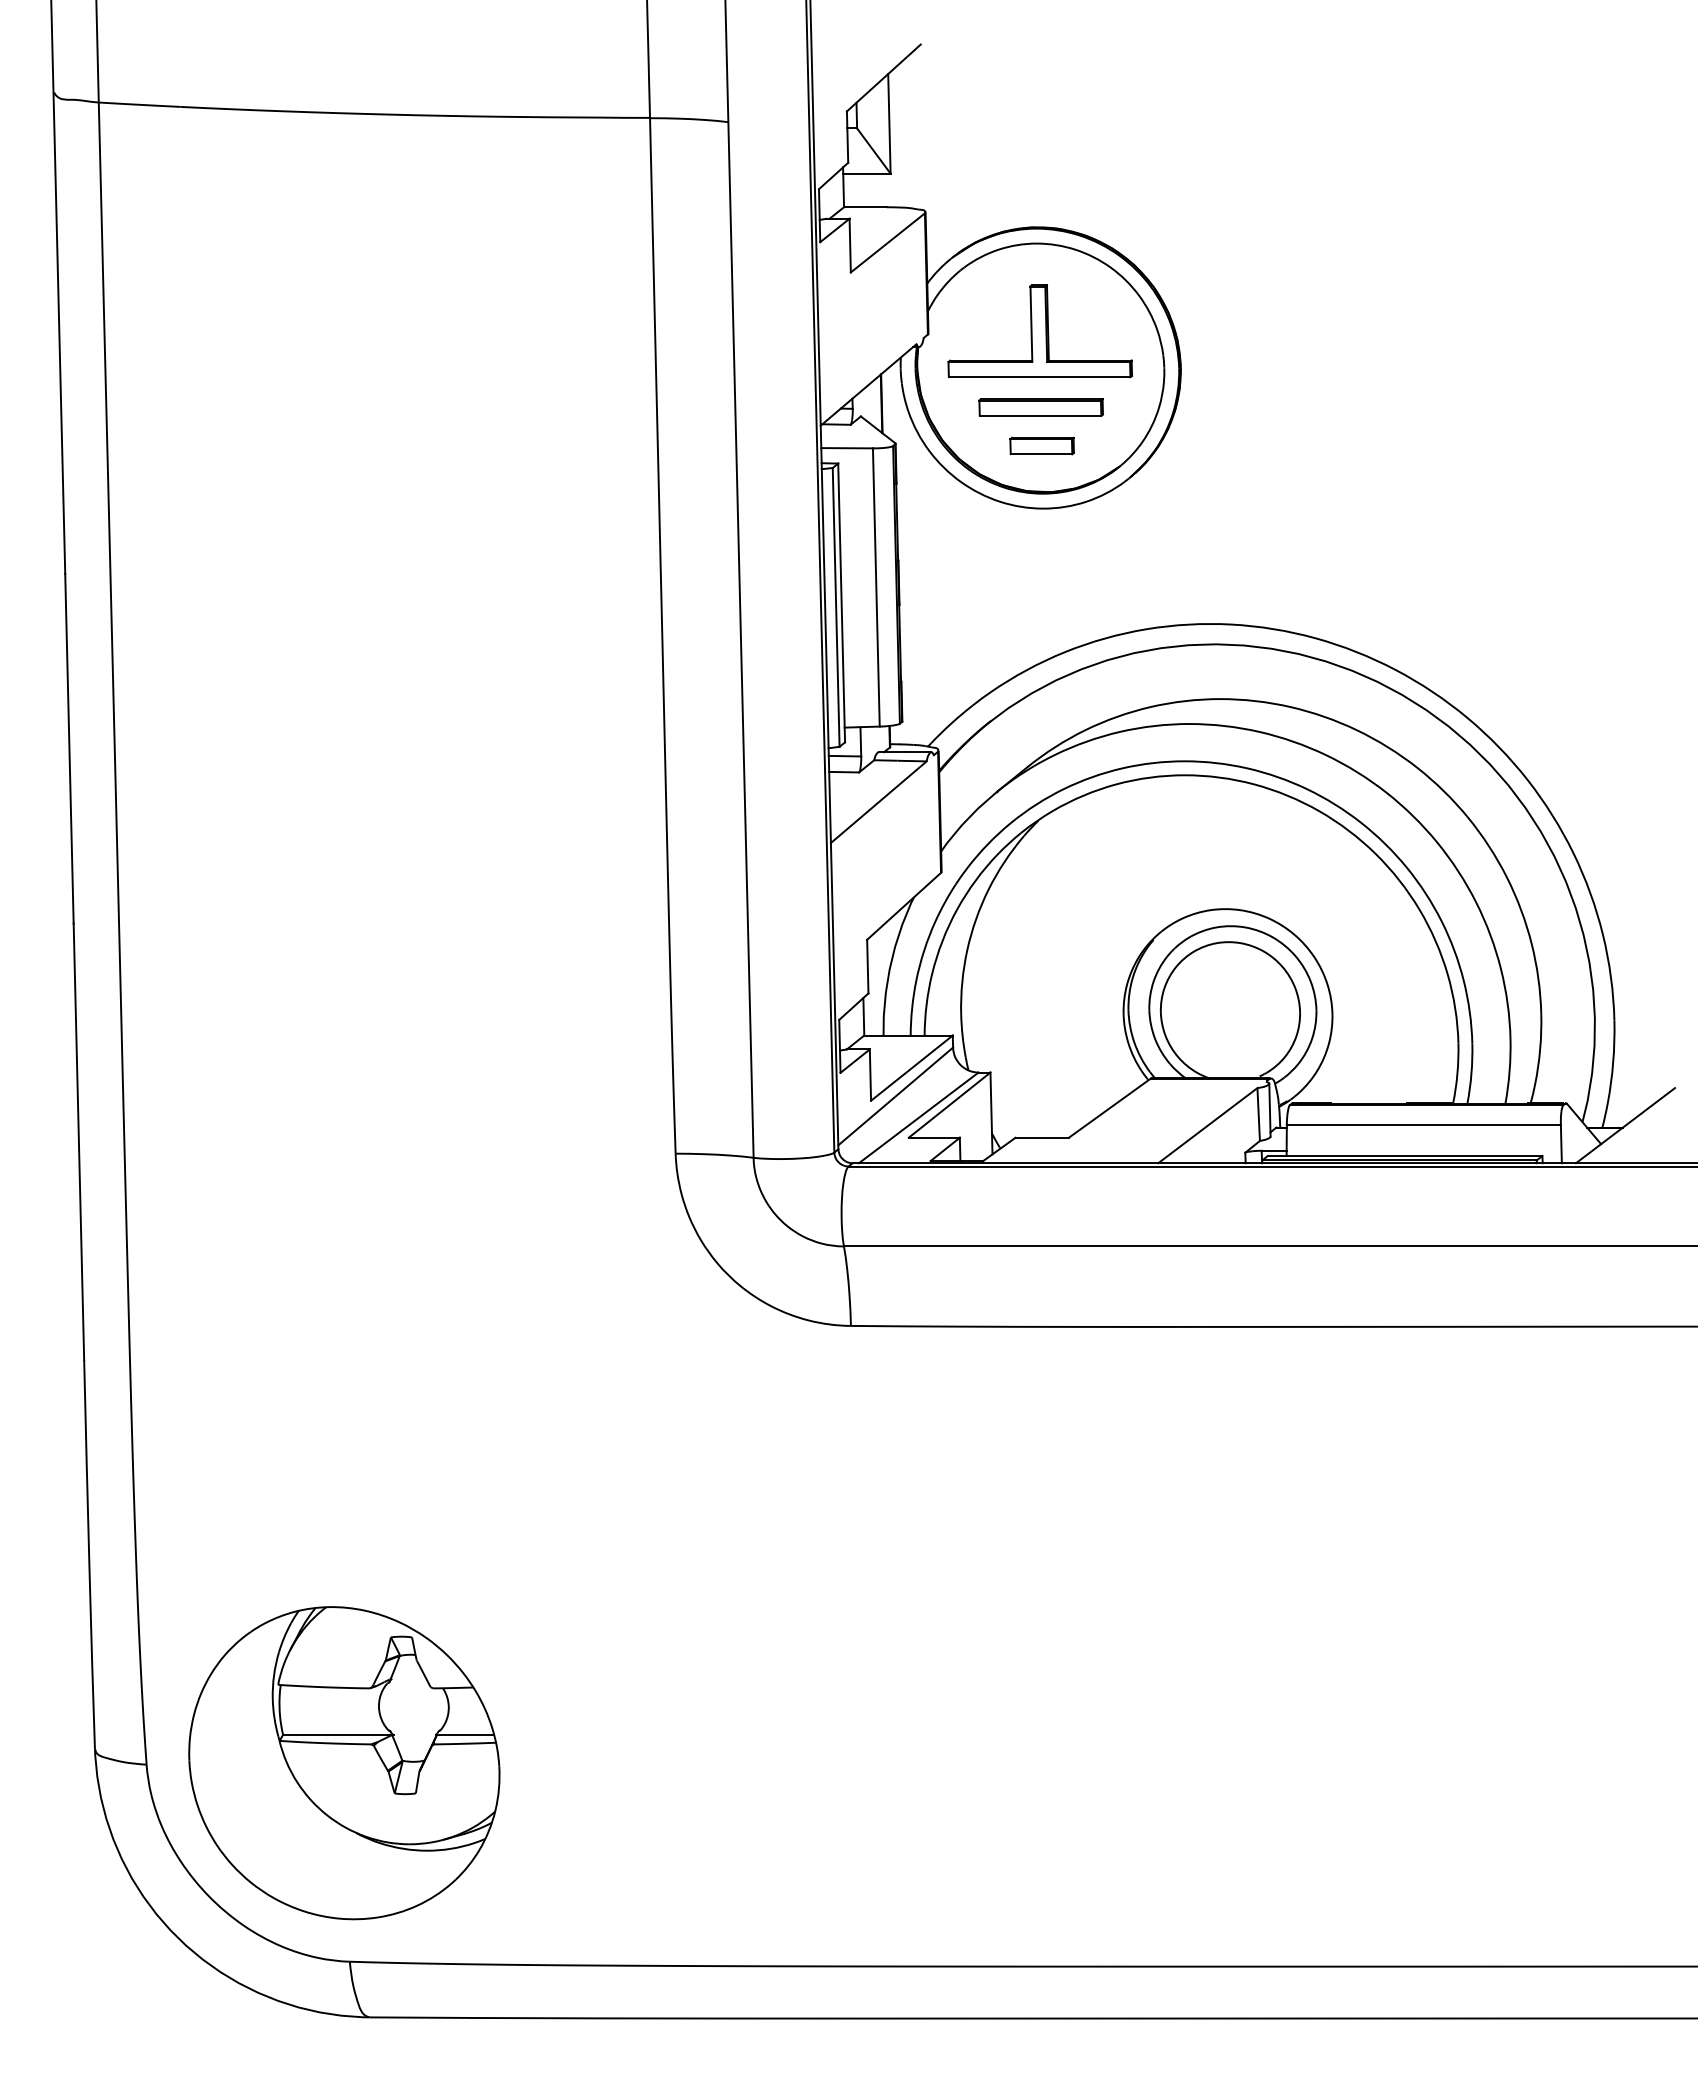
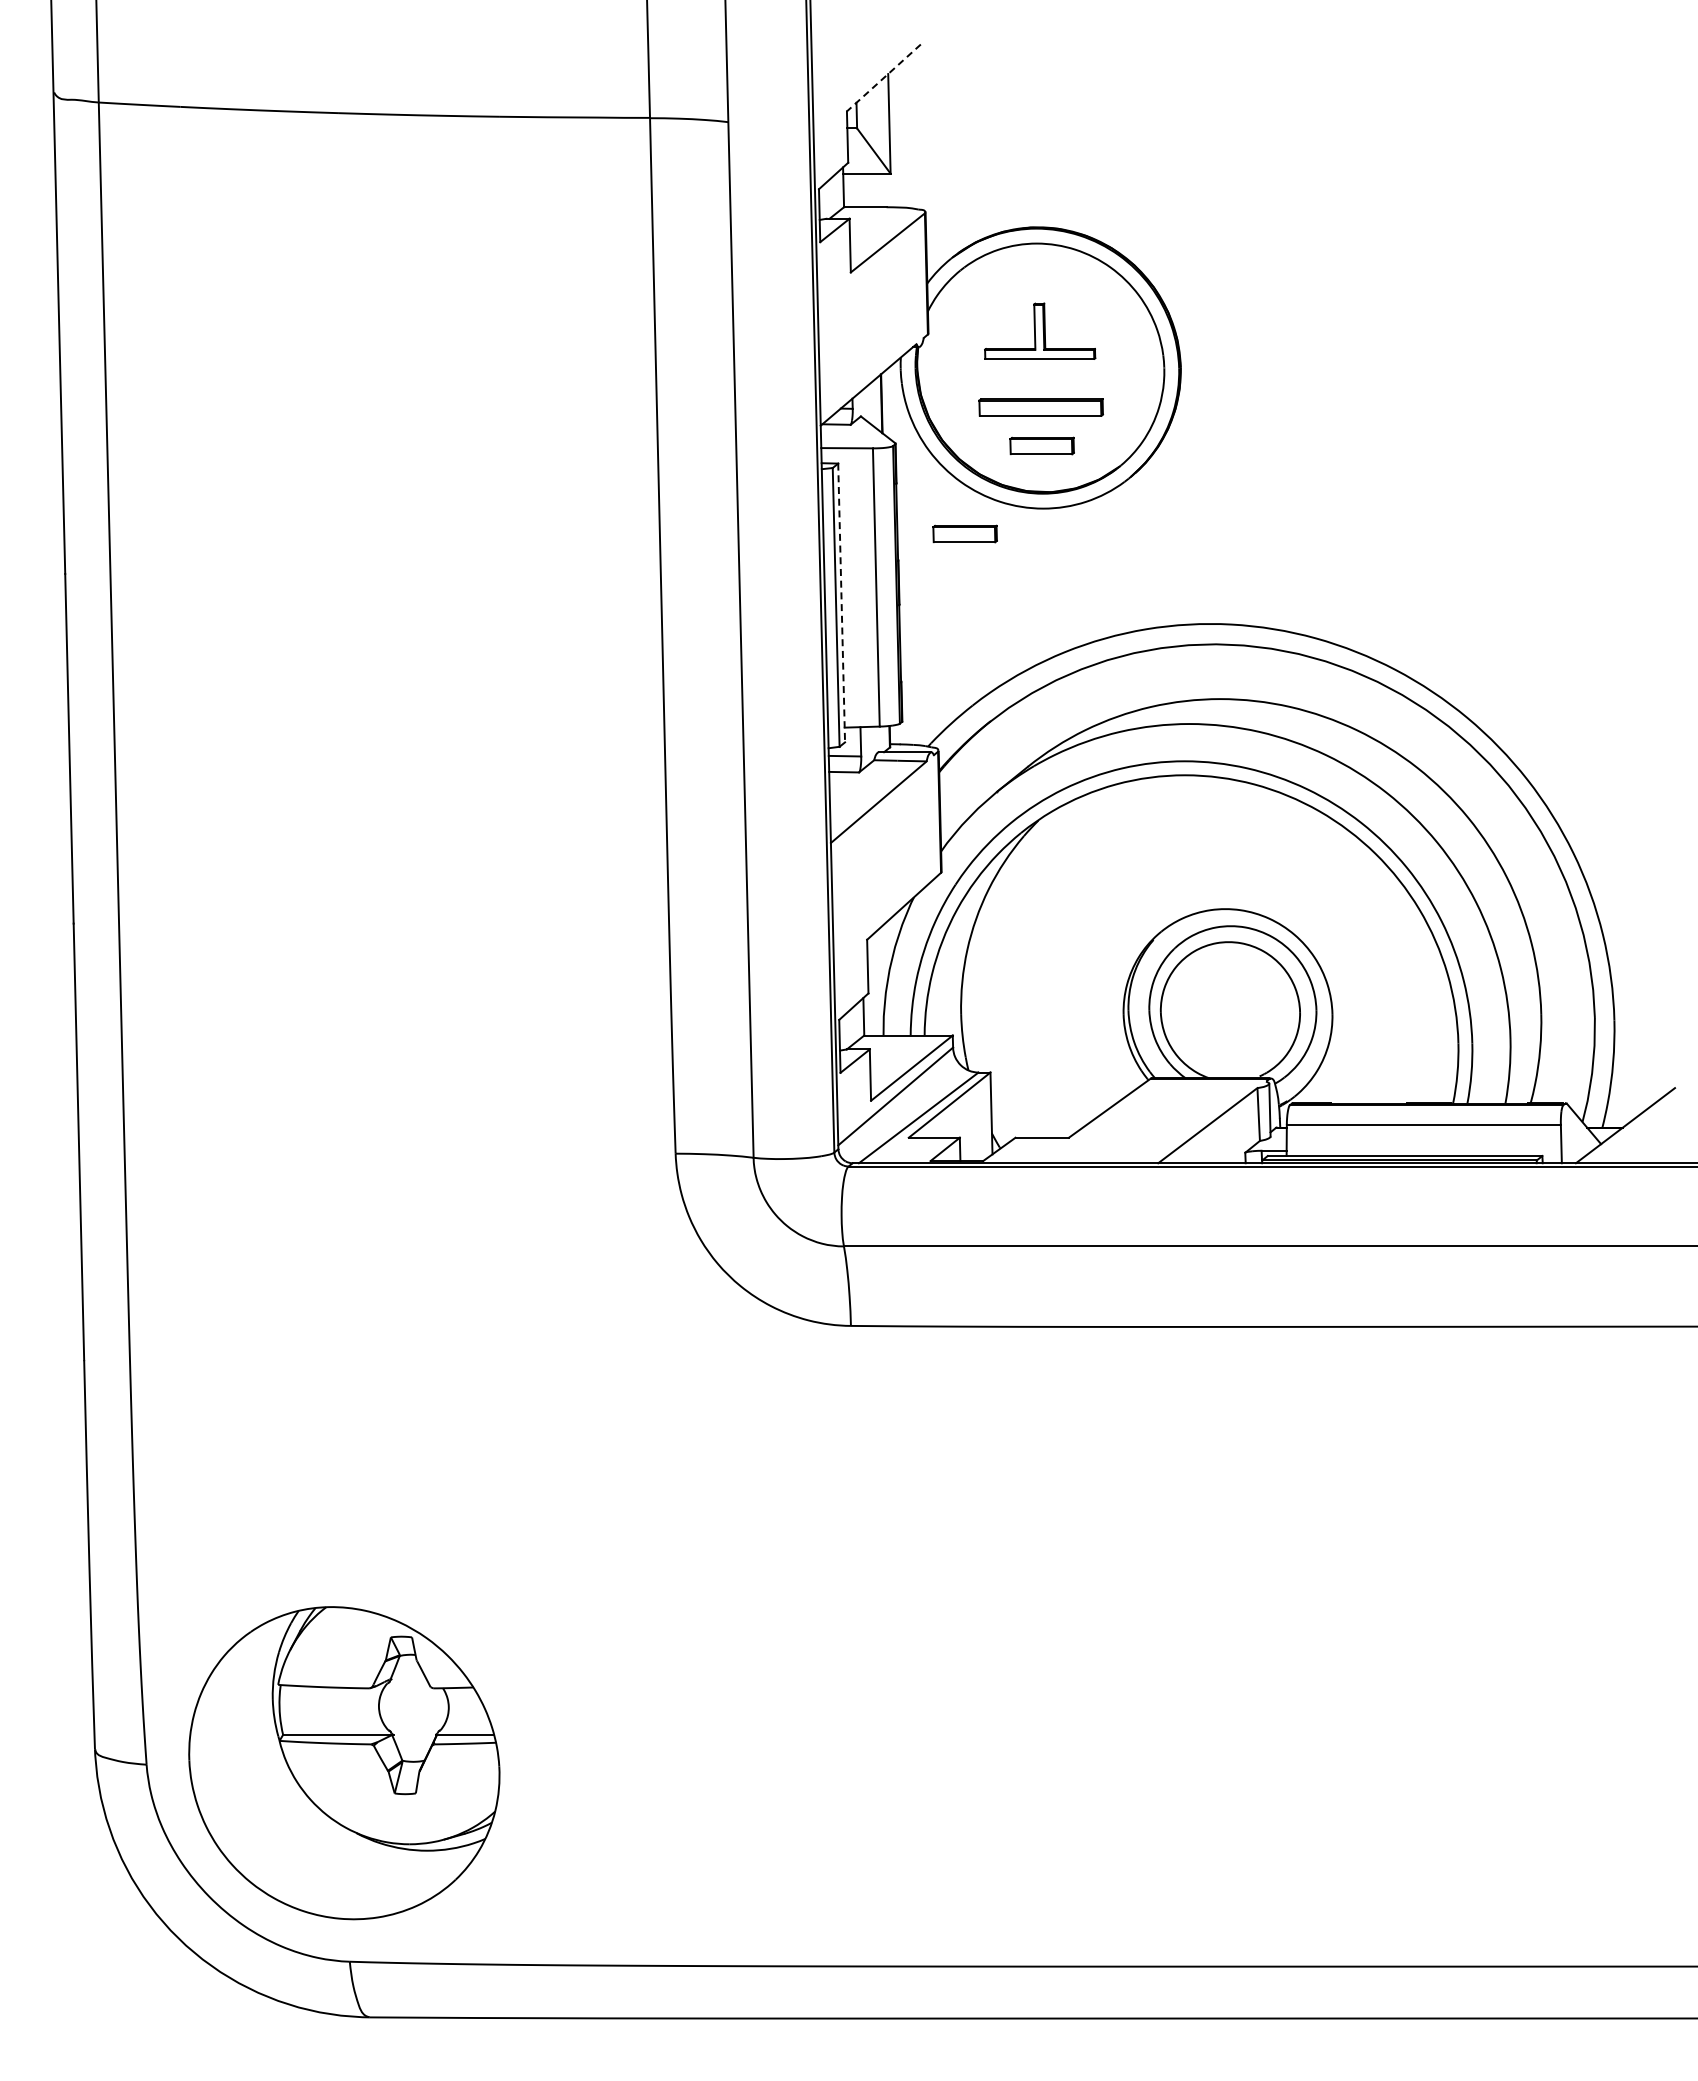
line: solid -> dashed (883, 77)
part size: 186x95 px -> 113x58 px (1040, 330)
part: none -> present (964, 533)
line: solid -> dashed (841, 603)
